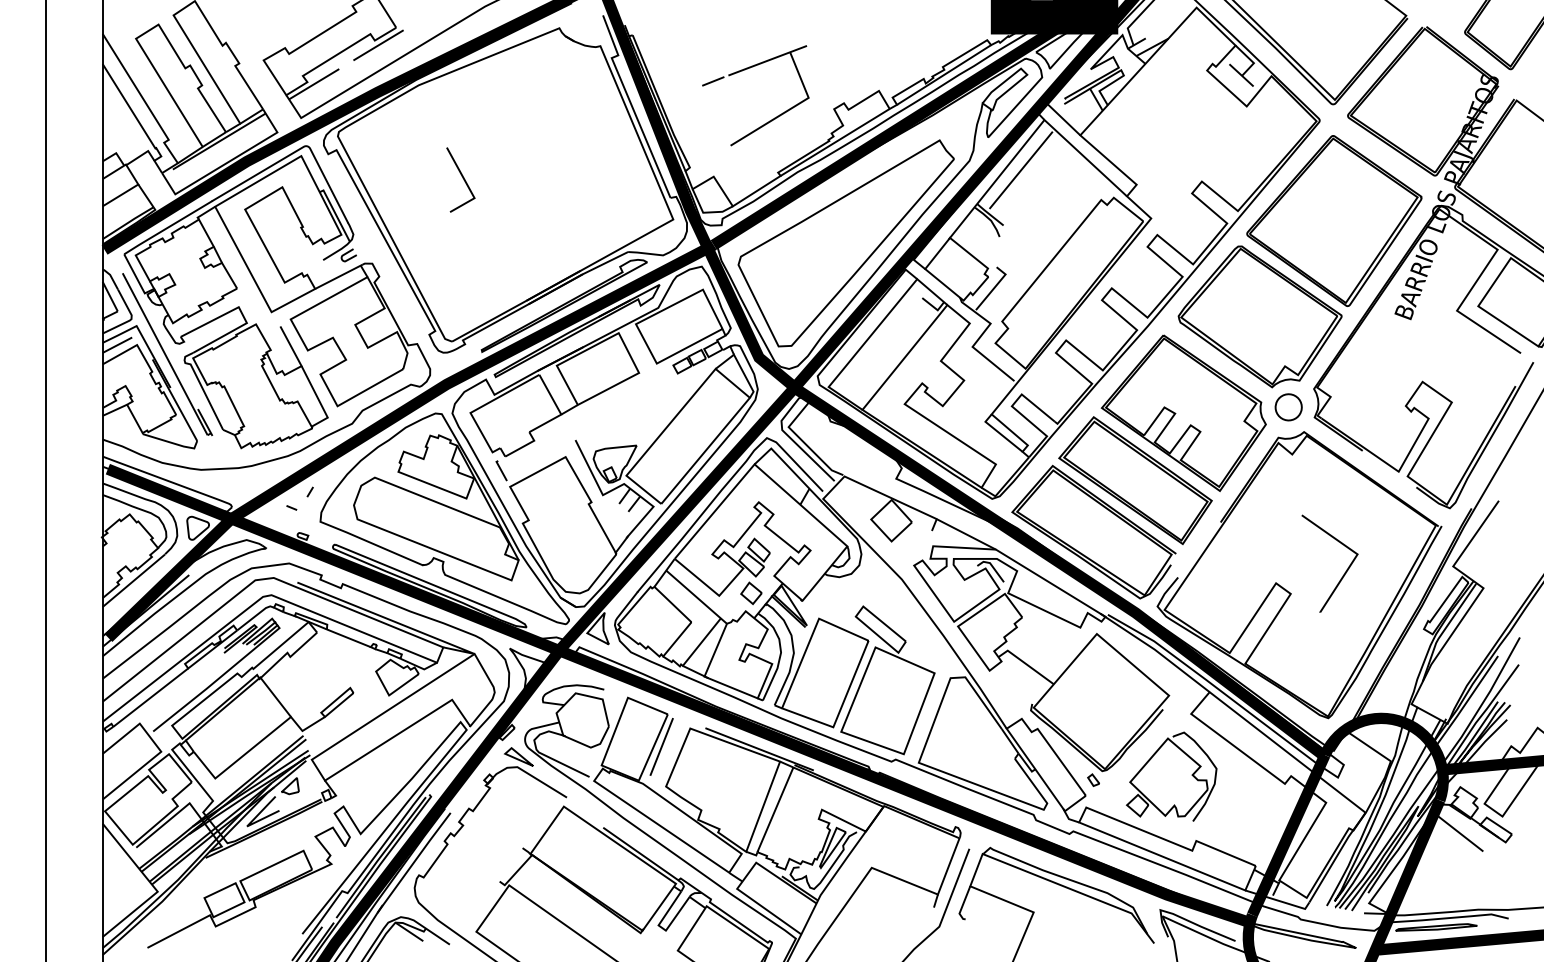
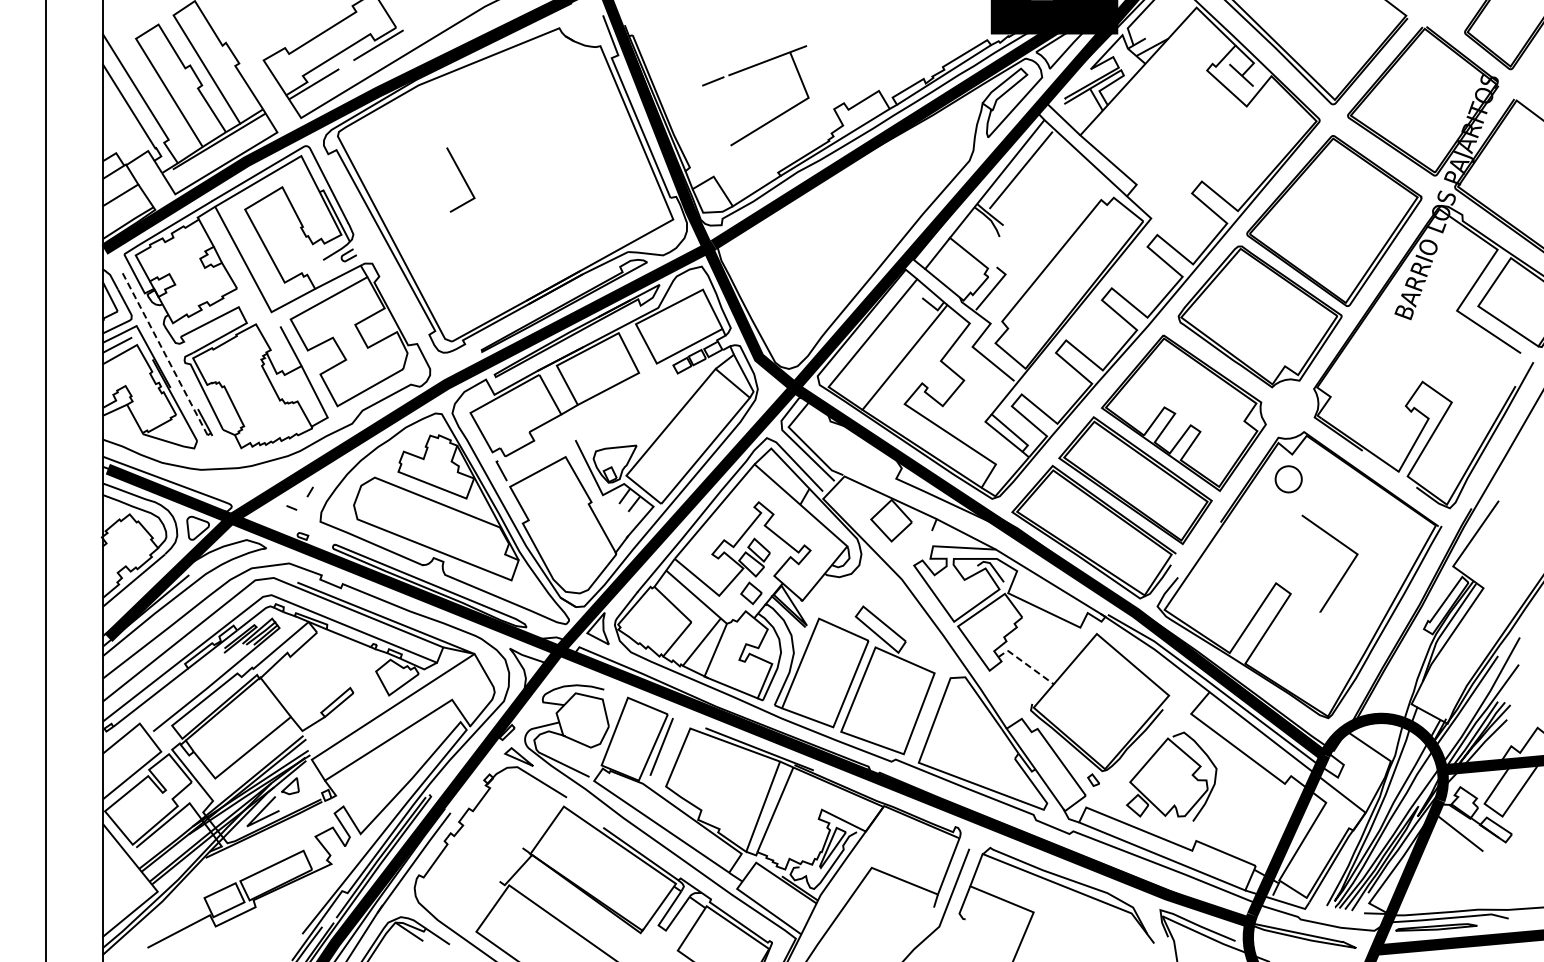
part: present -> none (845, 243)
line: solid -> dashed (164, 353)
part position: (1288, 407) -> (1288, 479) (1288, 479)
line: solid -> dashed (1026, 664)
